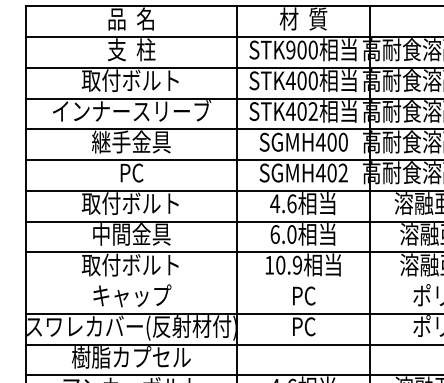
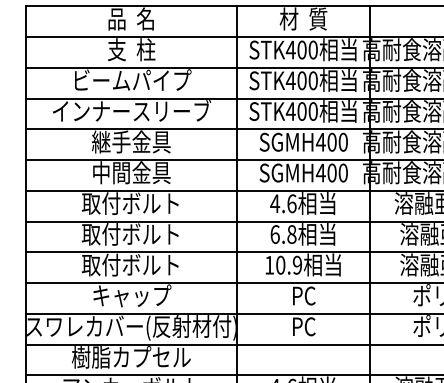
text: STK900 -> STK400 (290, 49)
text: 取付ボルト -> ビームパイプ (133, 80)
text: STK402 -> STK400 (312, 111)
text: PC -> 中間金具 (131, 172)
text: SGMH402 -> SGMH400 (342, 172)
text: 中間金具 -> 取付ボルト (129, 234)
text: 6.0 -> 6.8 (291, 234)
line: none -> present (232, 283)
